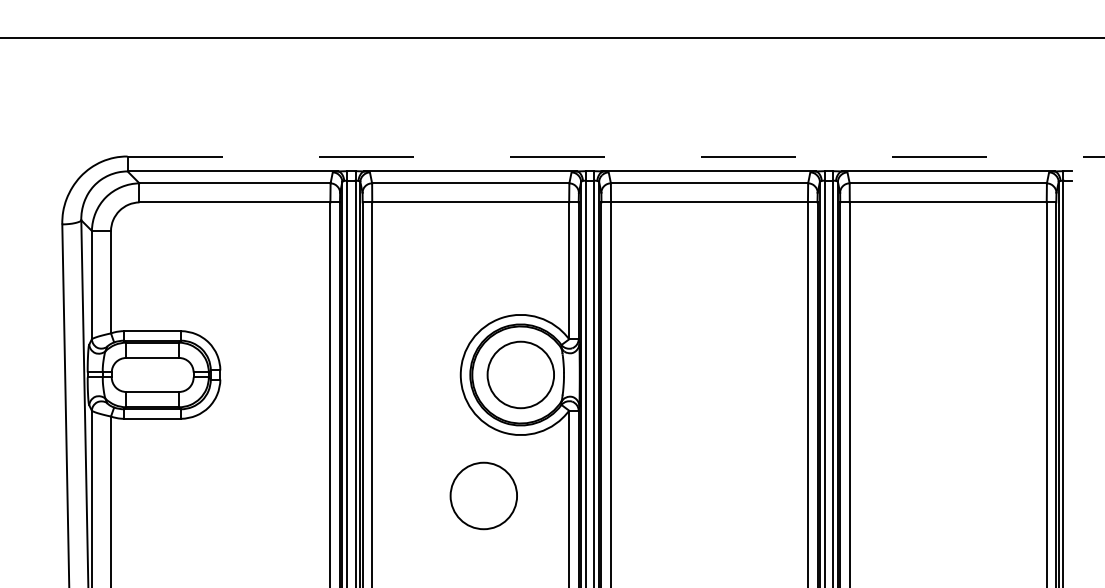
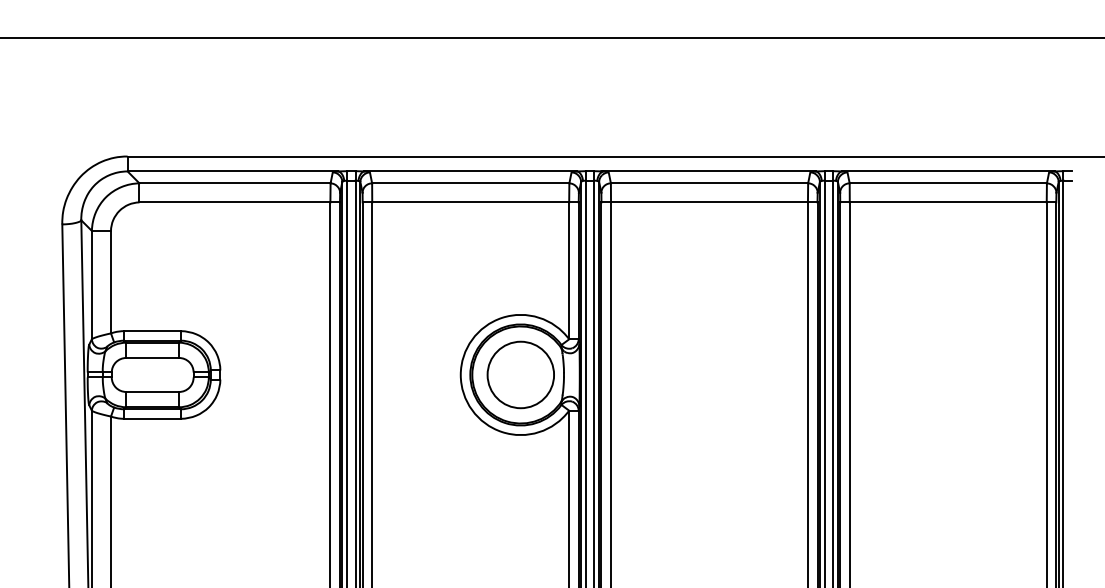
line: dashed -> solid (616, 156)
circle: present -> none (483, 495)
